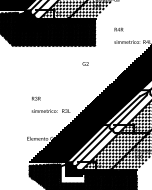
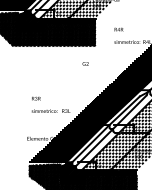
hatch: none -> present (72, 173)
